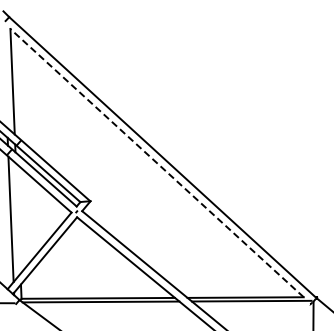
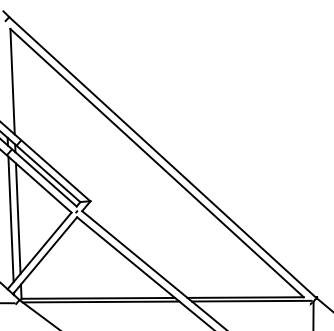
line: dashed -> solid (157, 163)
line: none -> present (17, 218)
